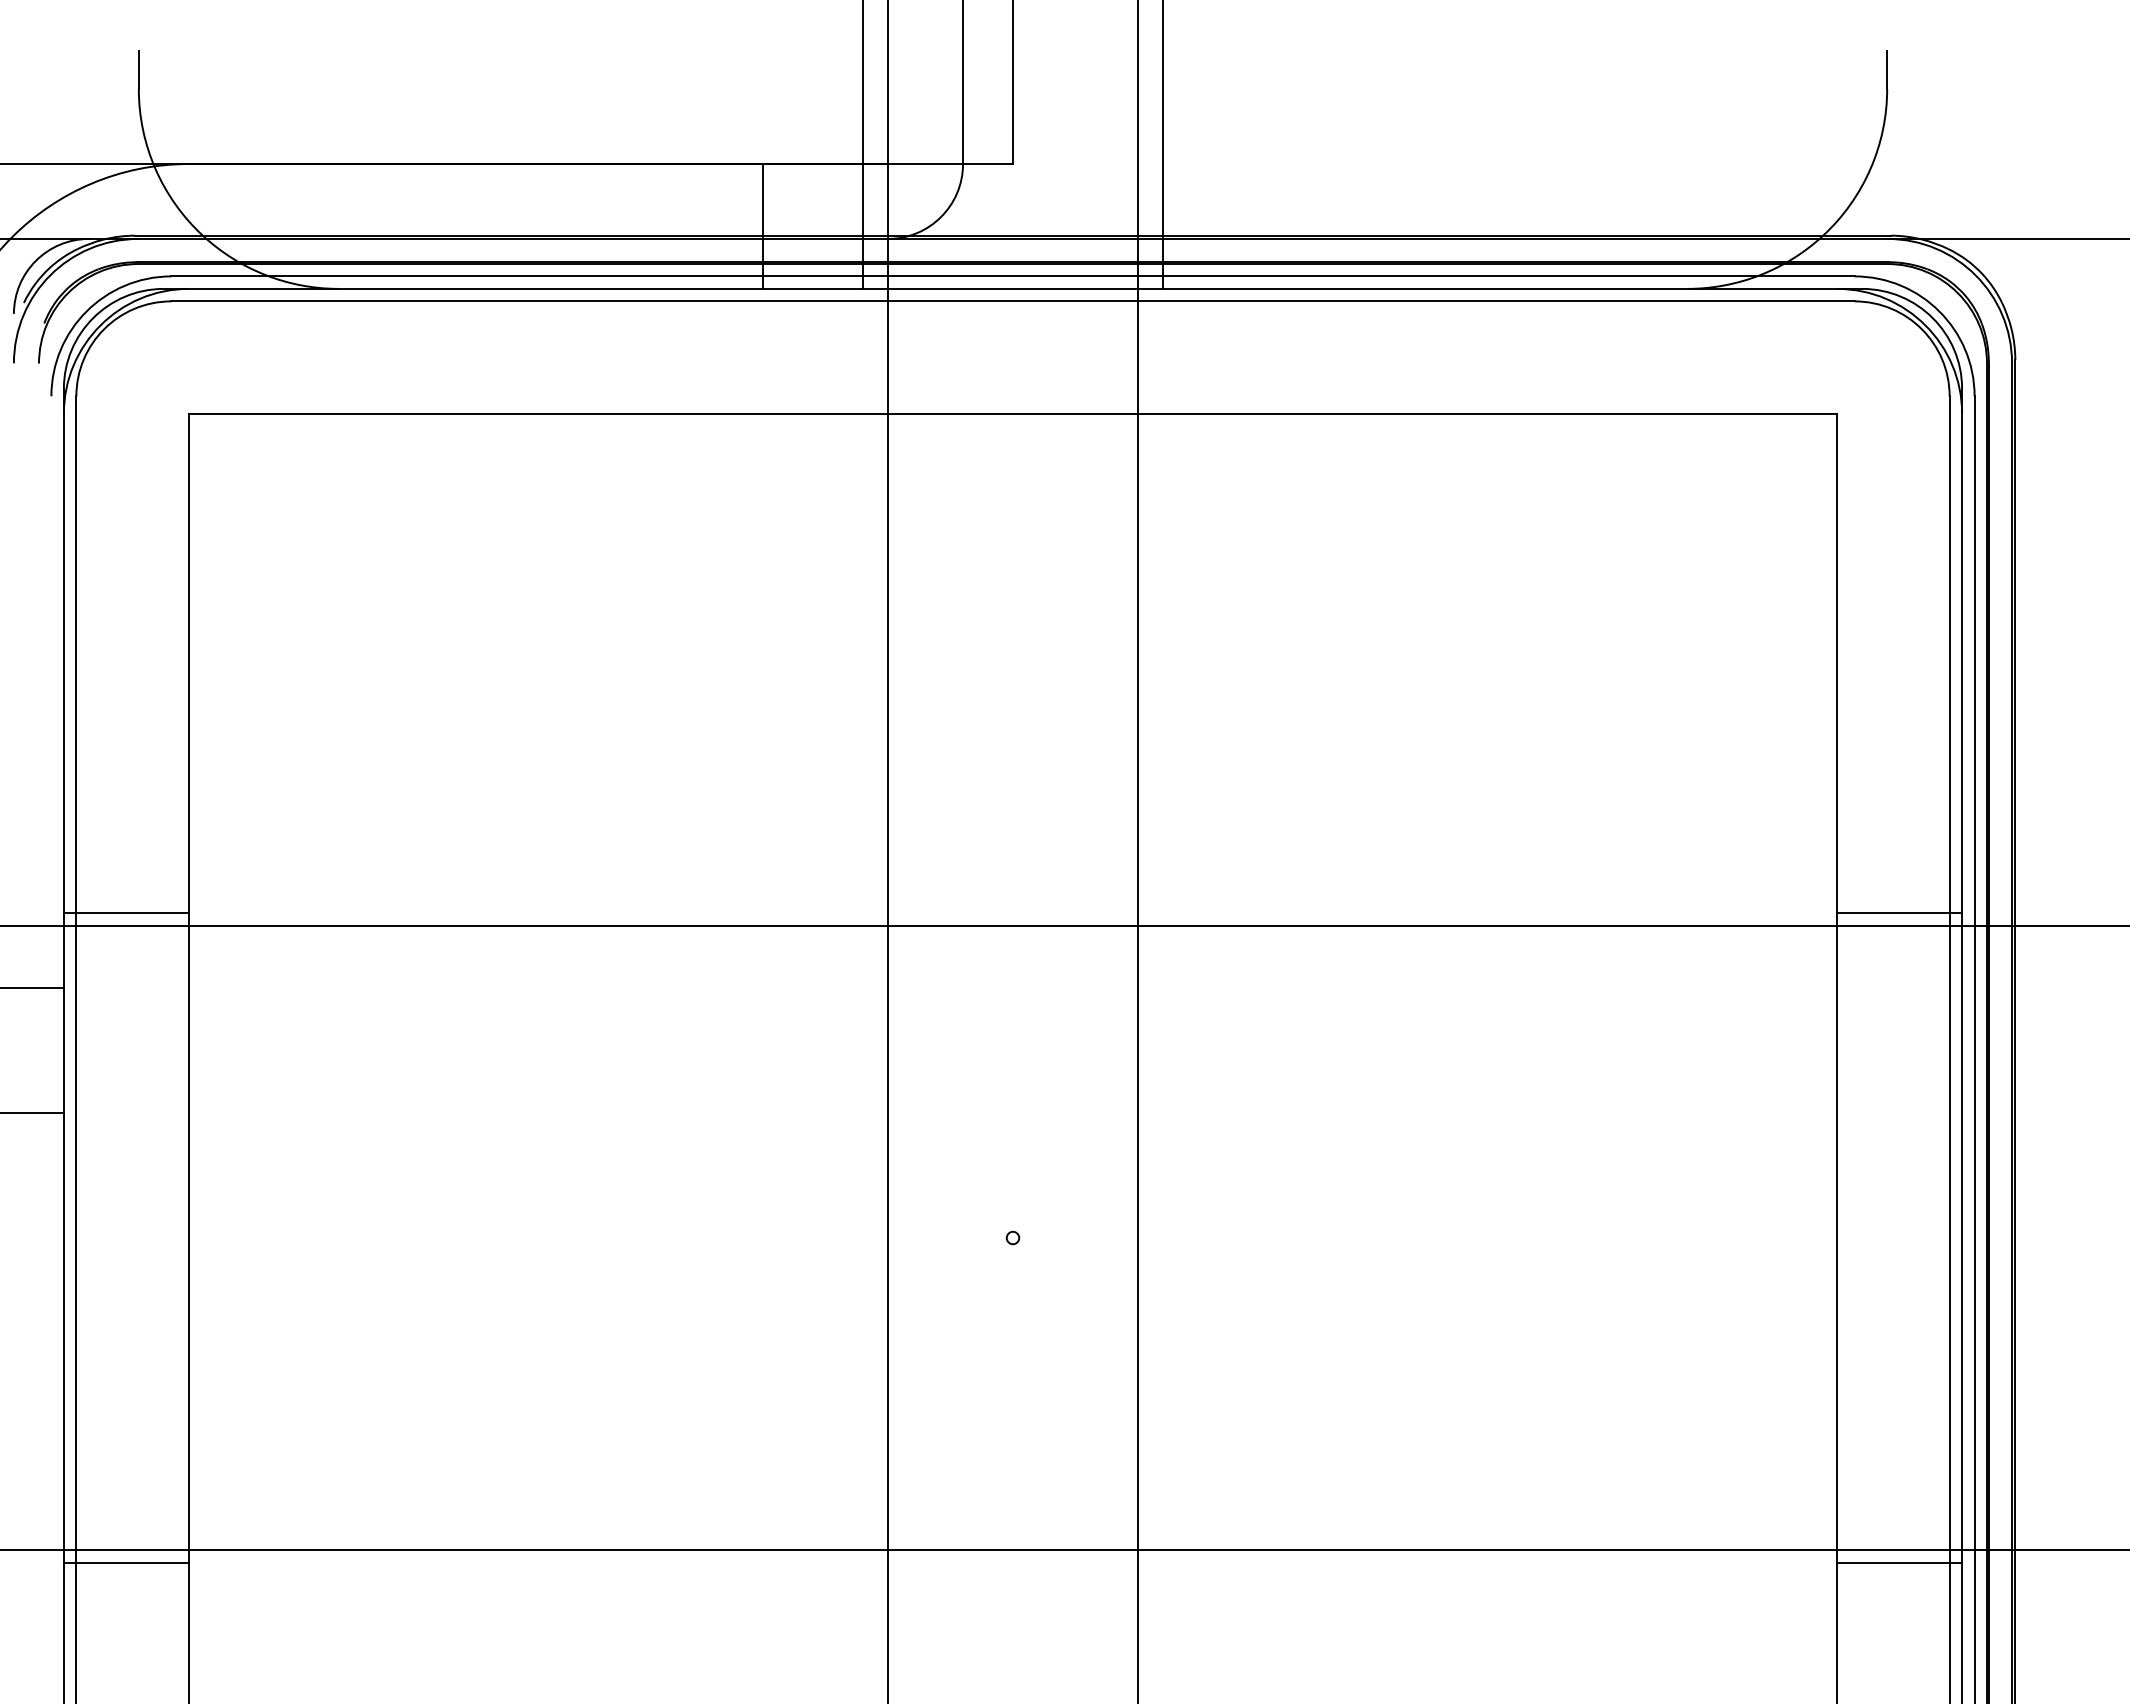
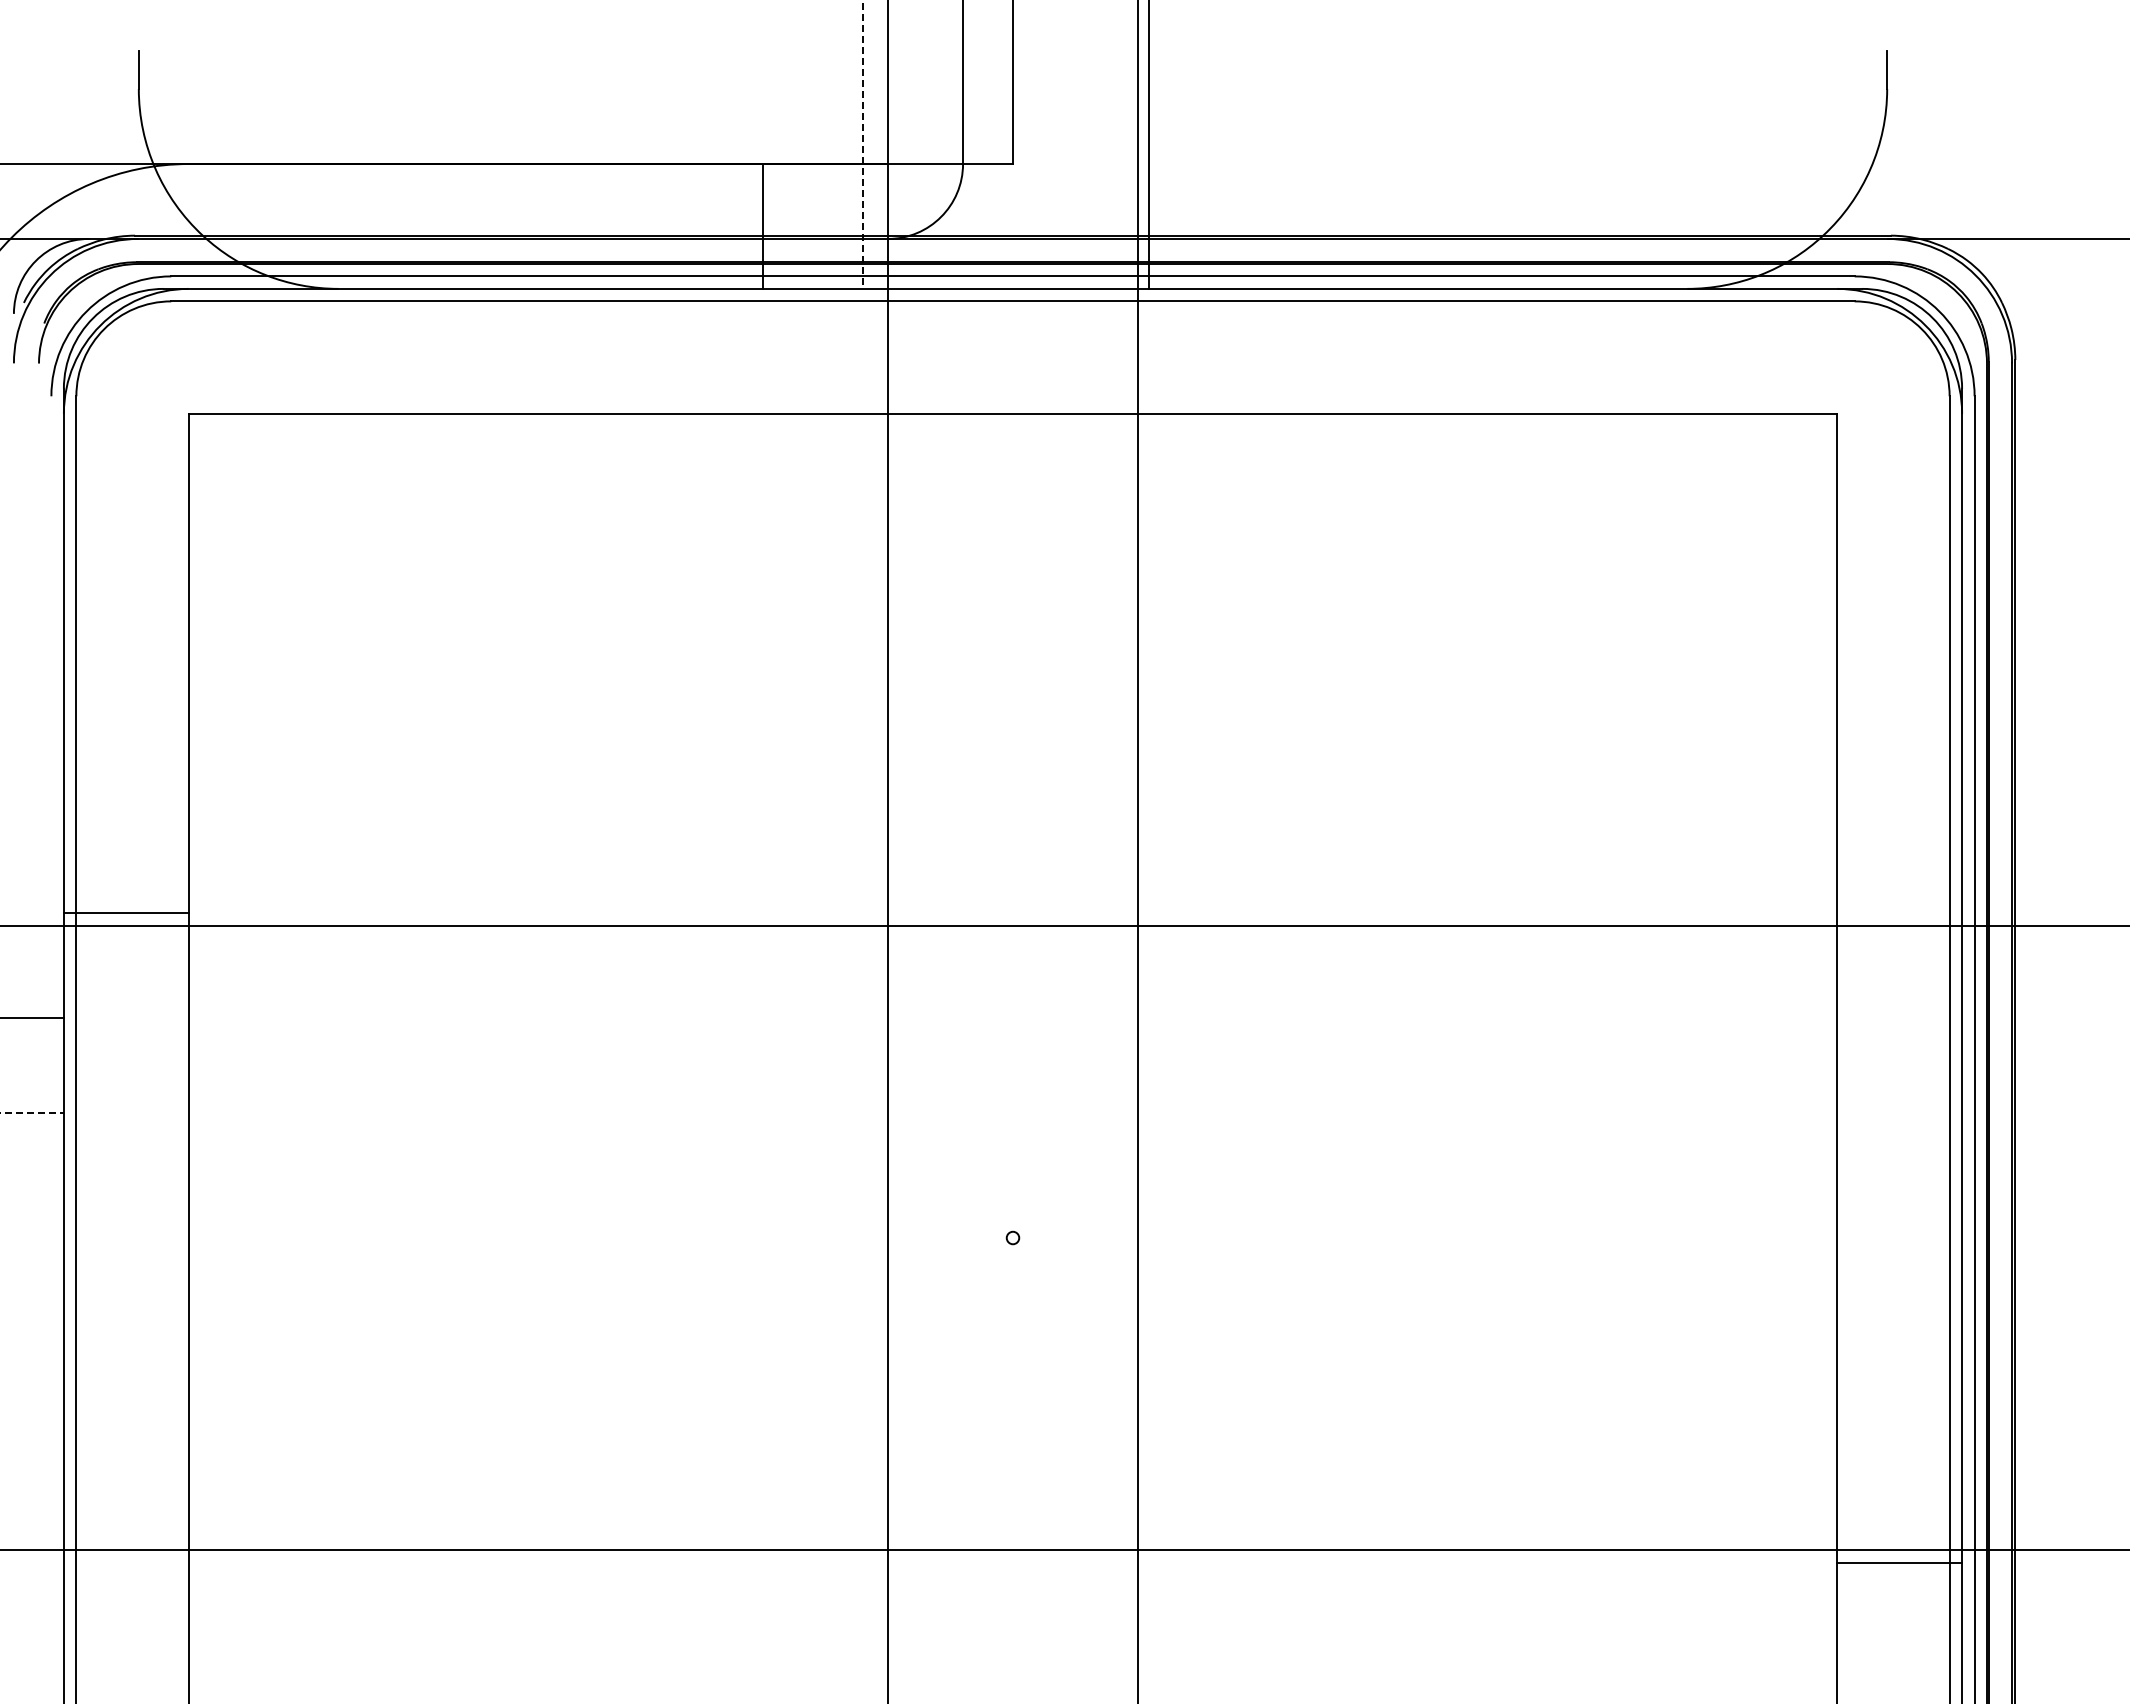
line: solid -> dashed (863, 145)
line position: (1162, 145) -> (1148, 145) (1148, 145)
line: present -> none (1899, 913)
line position: (32, 988) -> (32, 1018) (32, 1018)
line: solid -> dashed (32, 1113)
line: present -> none (125, 1562)
